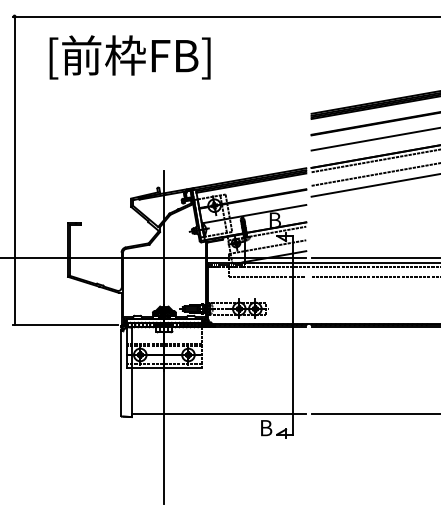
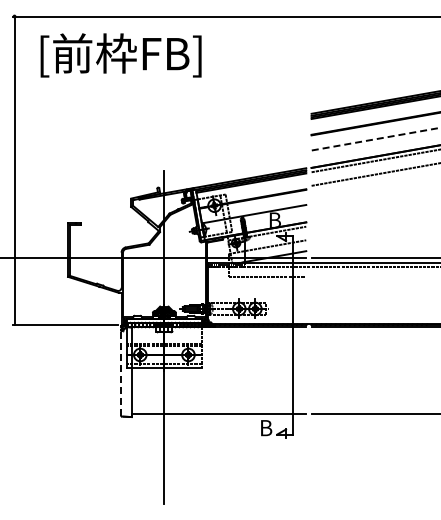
text position: (129, 57) -> (120, 55) (120, 55)
line: solid -> dashed (375, 139)
line: present -> none (374, 185)
line: present -> none (374, 277)
line: solid -> dashed (121, 372)
